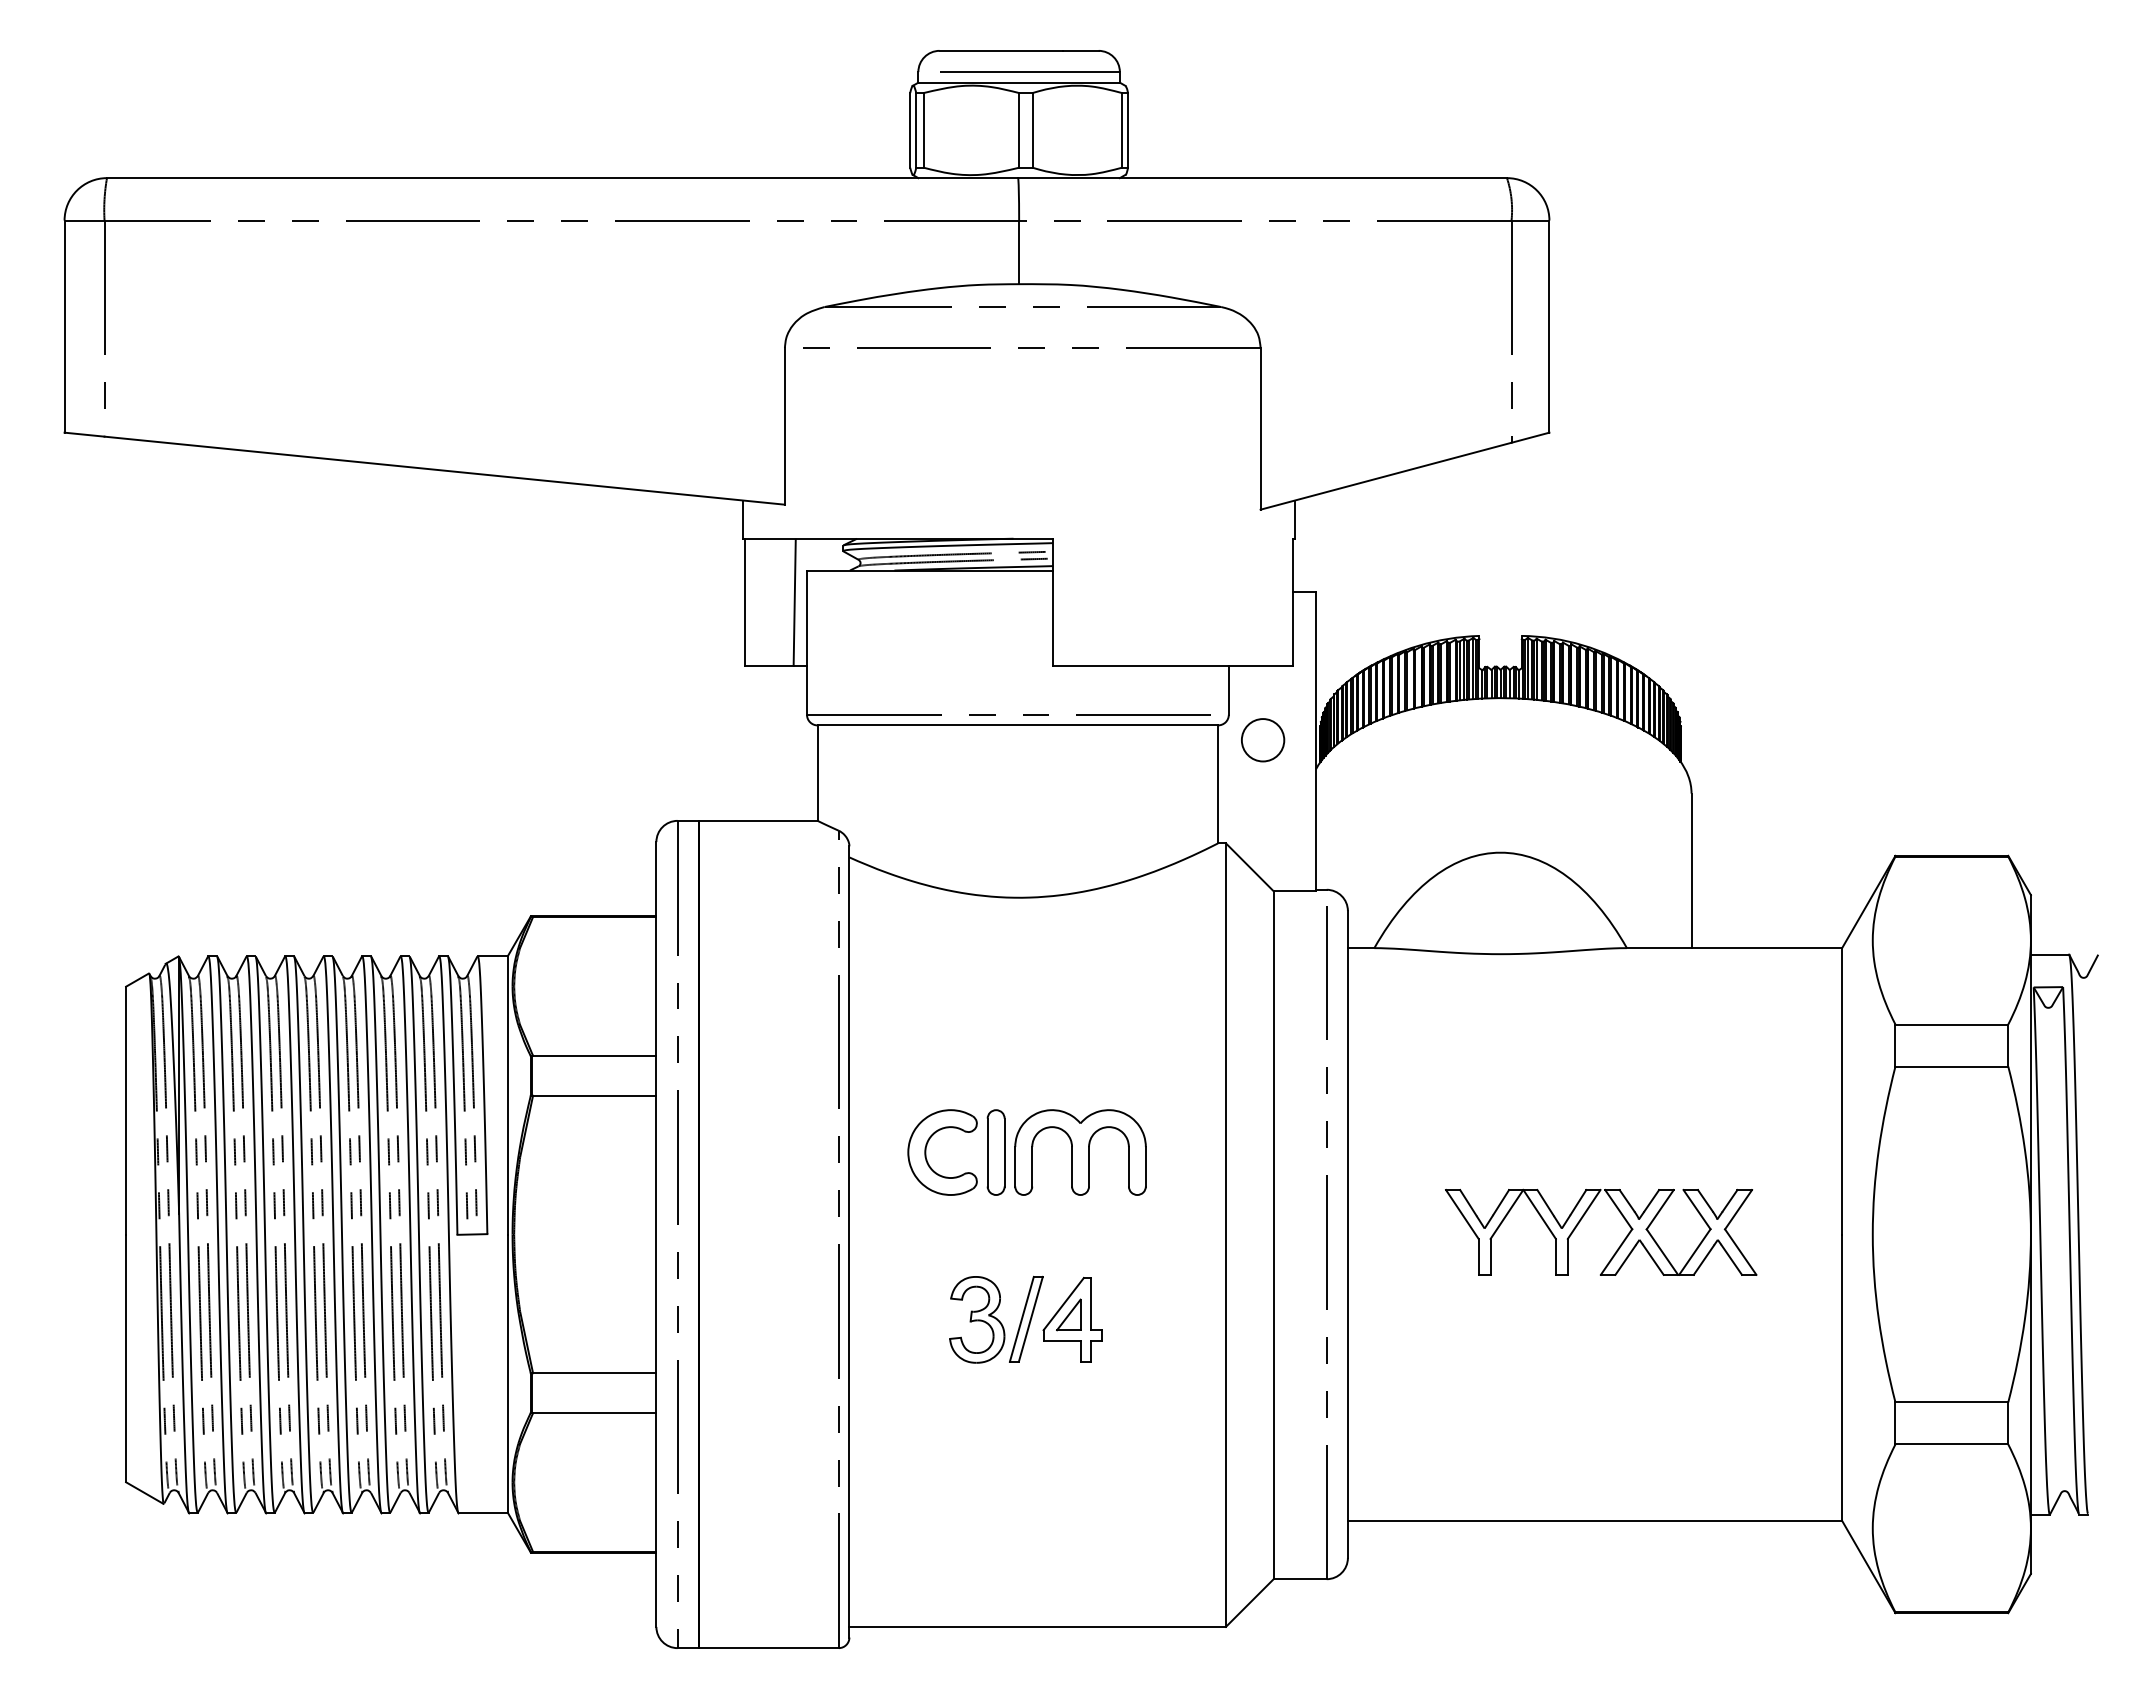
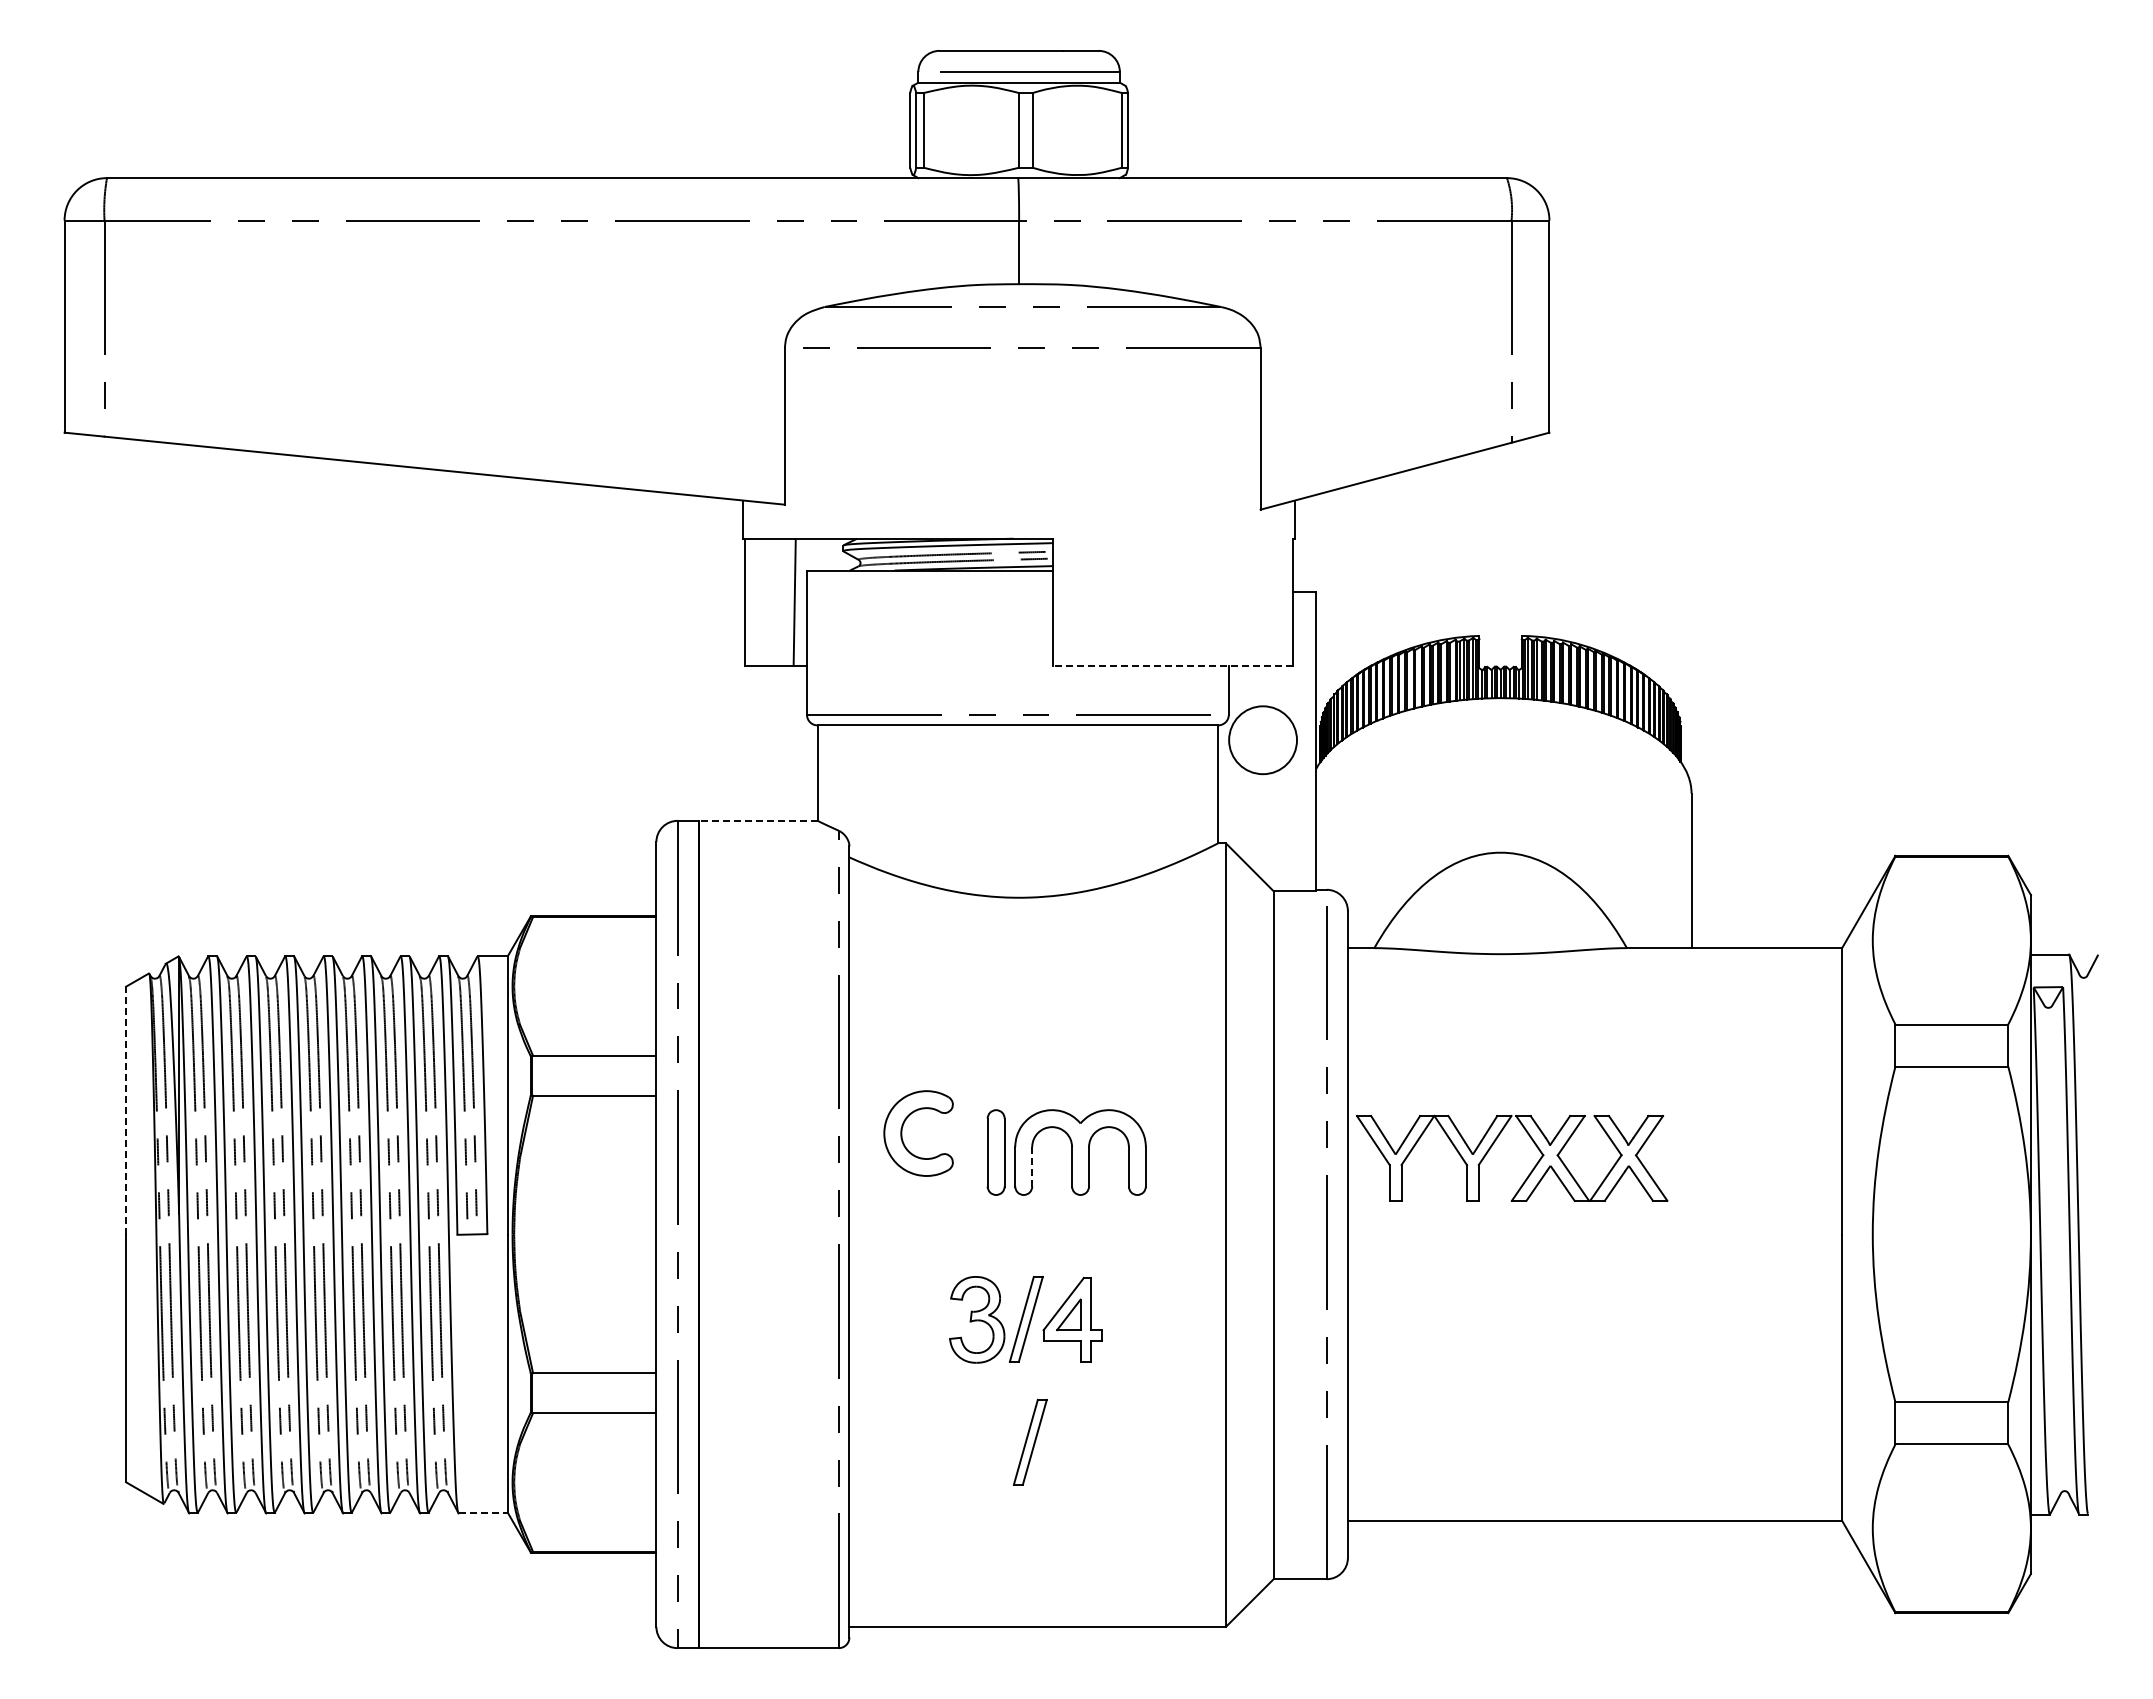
line: solid -> dashed (1172, 666)
circle diameter: 42 px -> 68 px (1263, 740)
line: solid -> dashed (757, 820)
line: solid -> dashed (126, 1110)
part position: (926, 1152) -> (902, 1133) (902, 1133)
line: solid -> dashed (1032, 1166)
part position: (1583, 1217) -> (1494, 1143) (1494, 1143)
part: none -> present (1030, 1441)
line: solid -> dashed (483, 1512)
